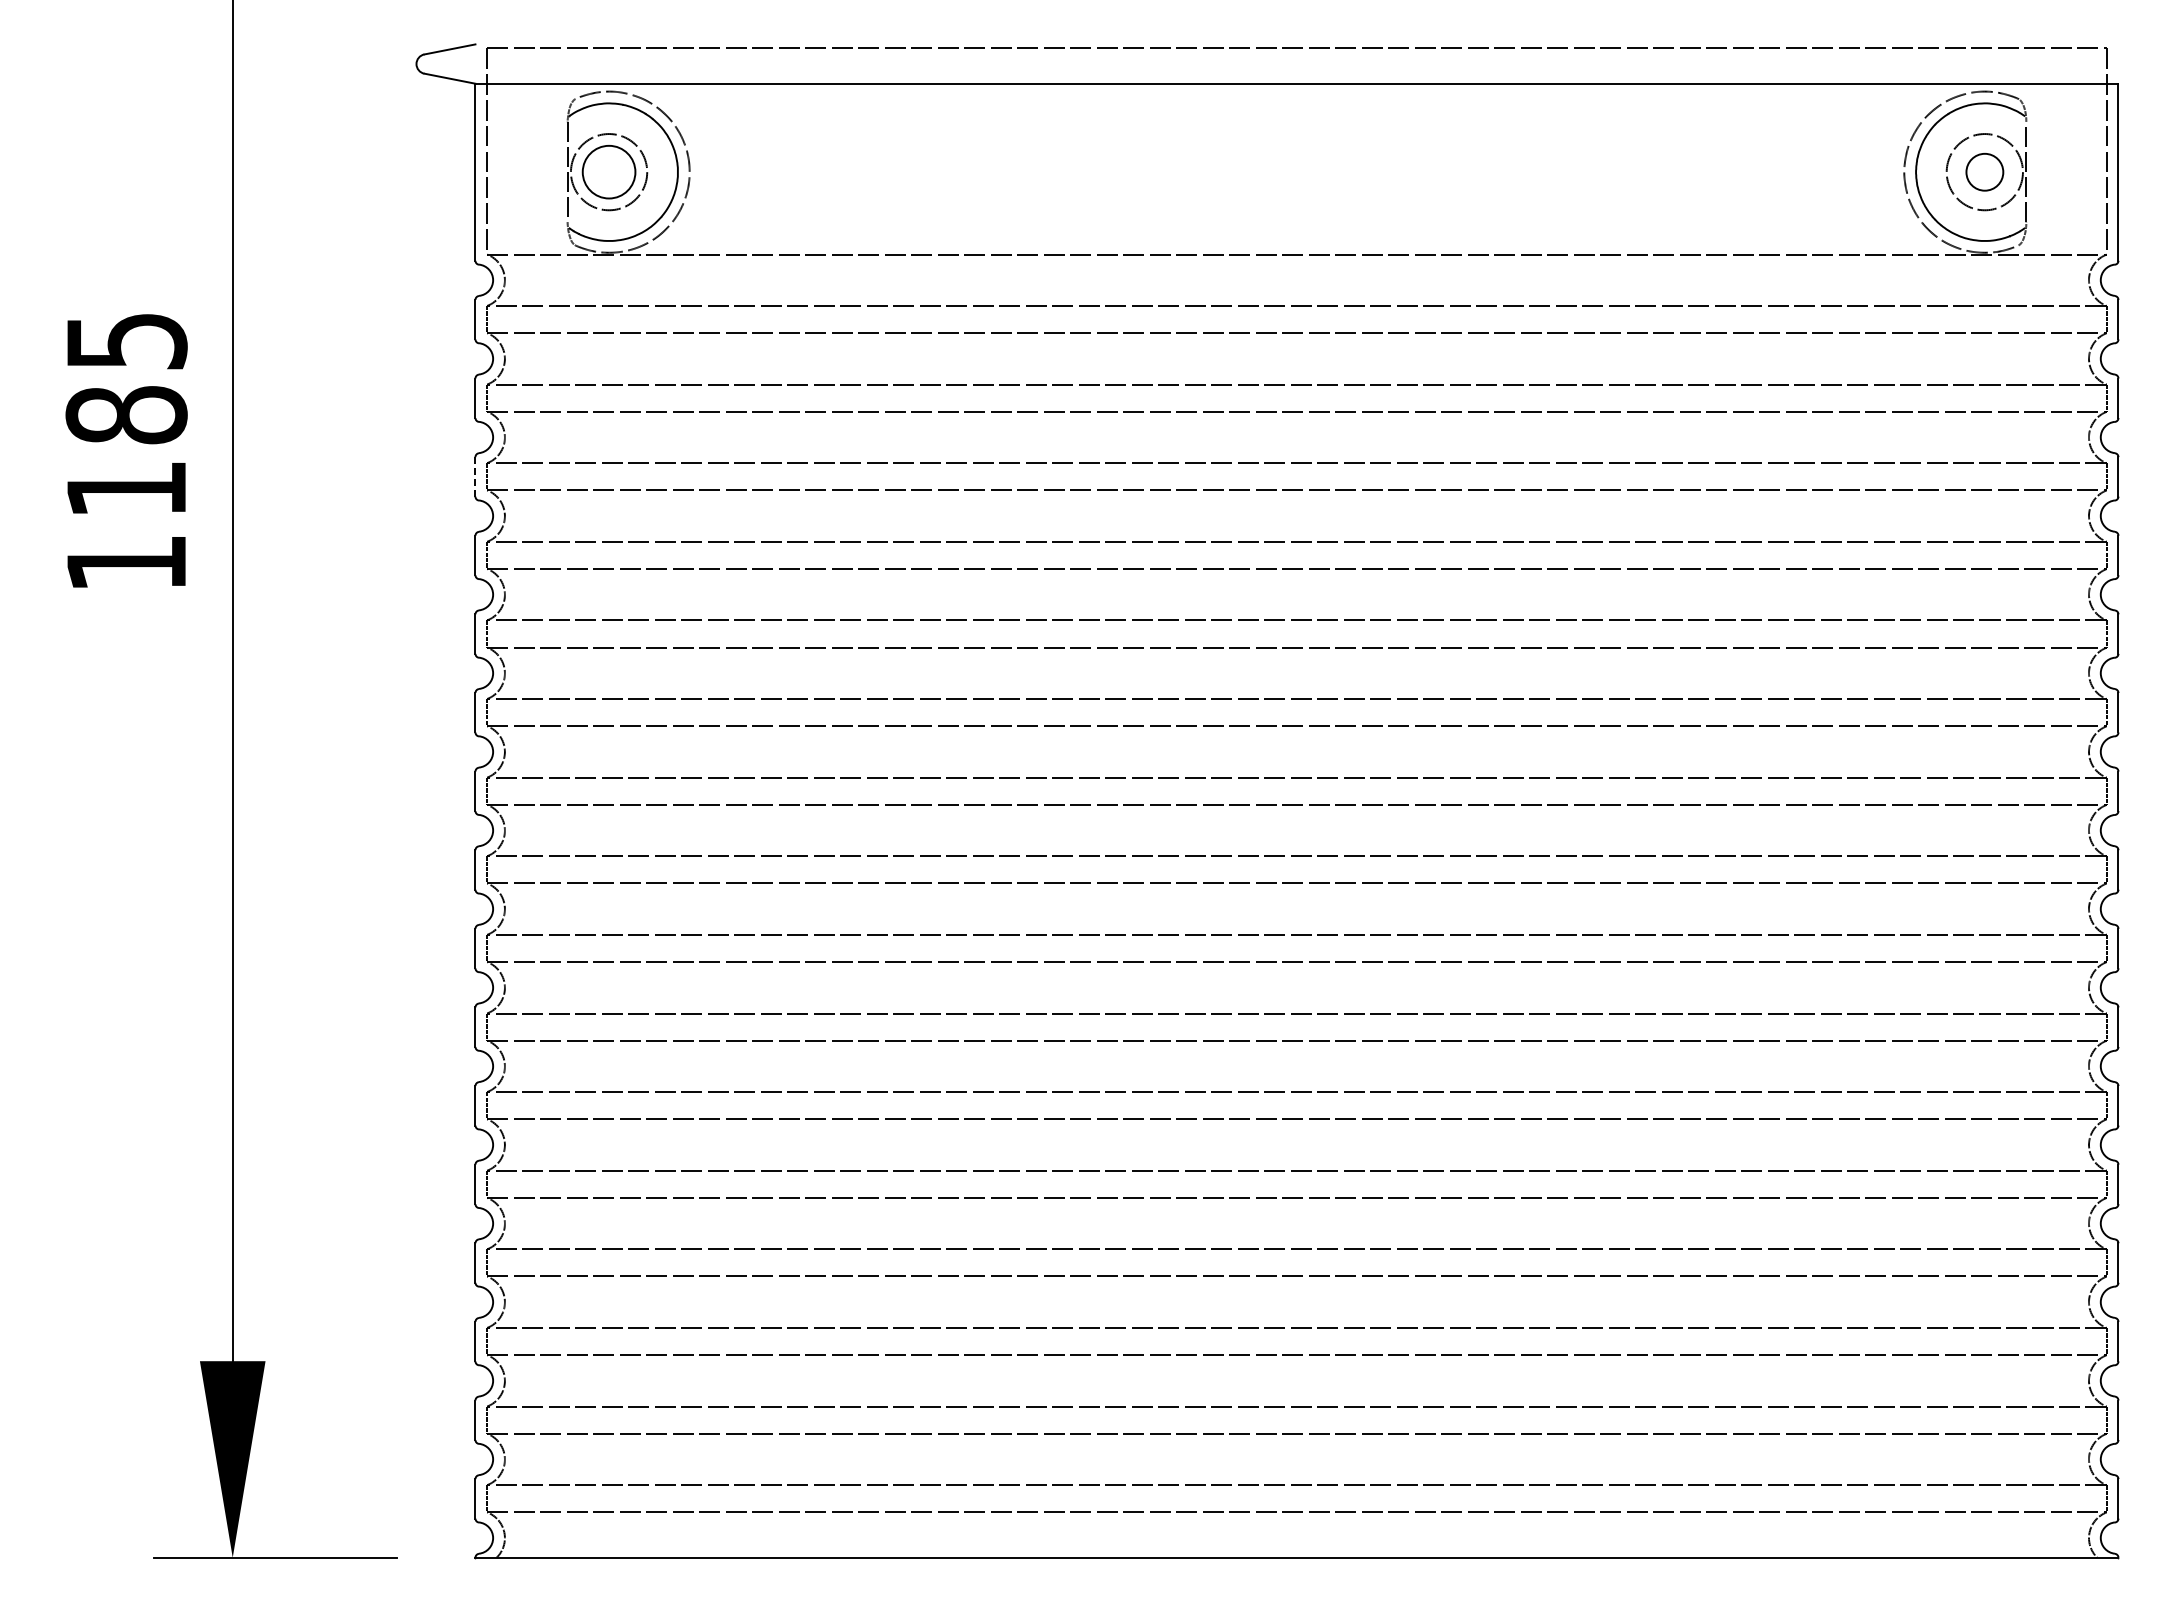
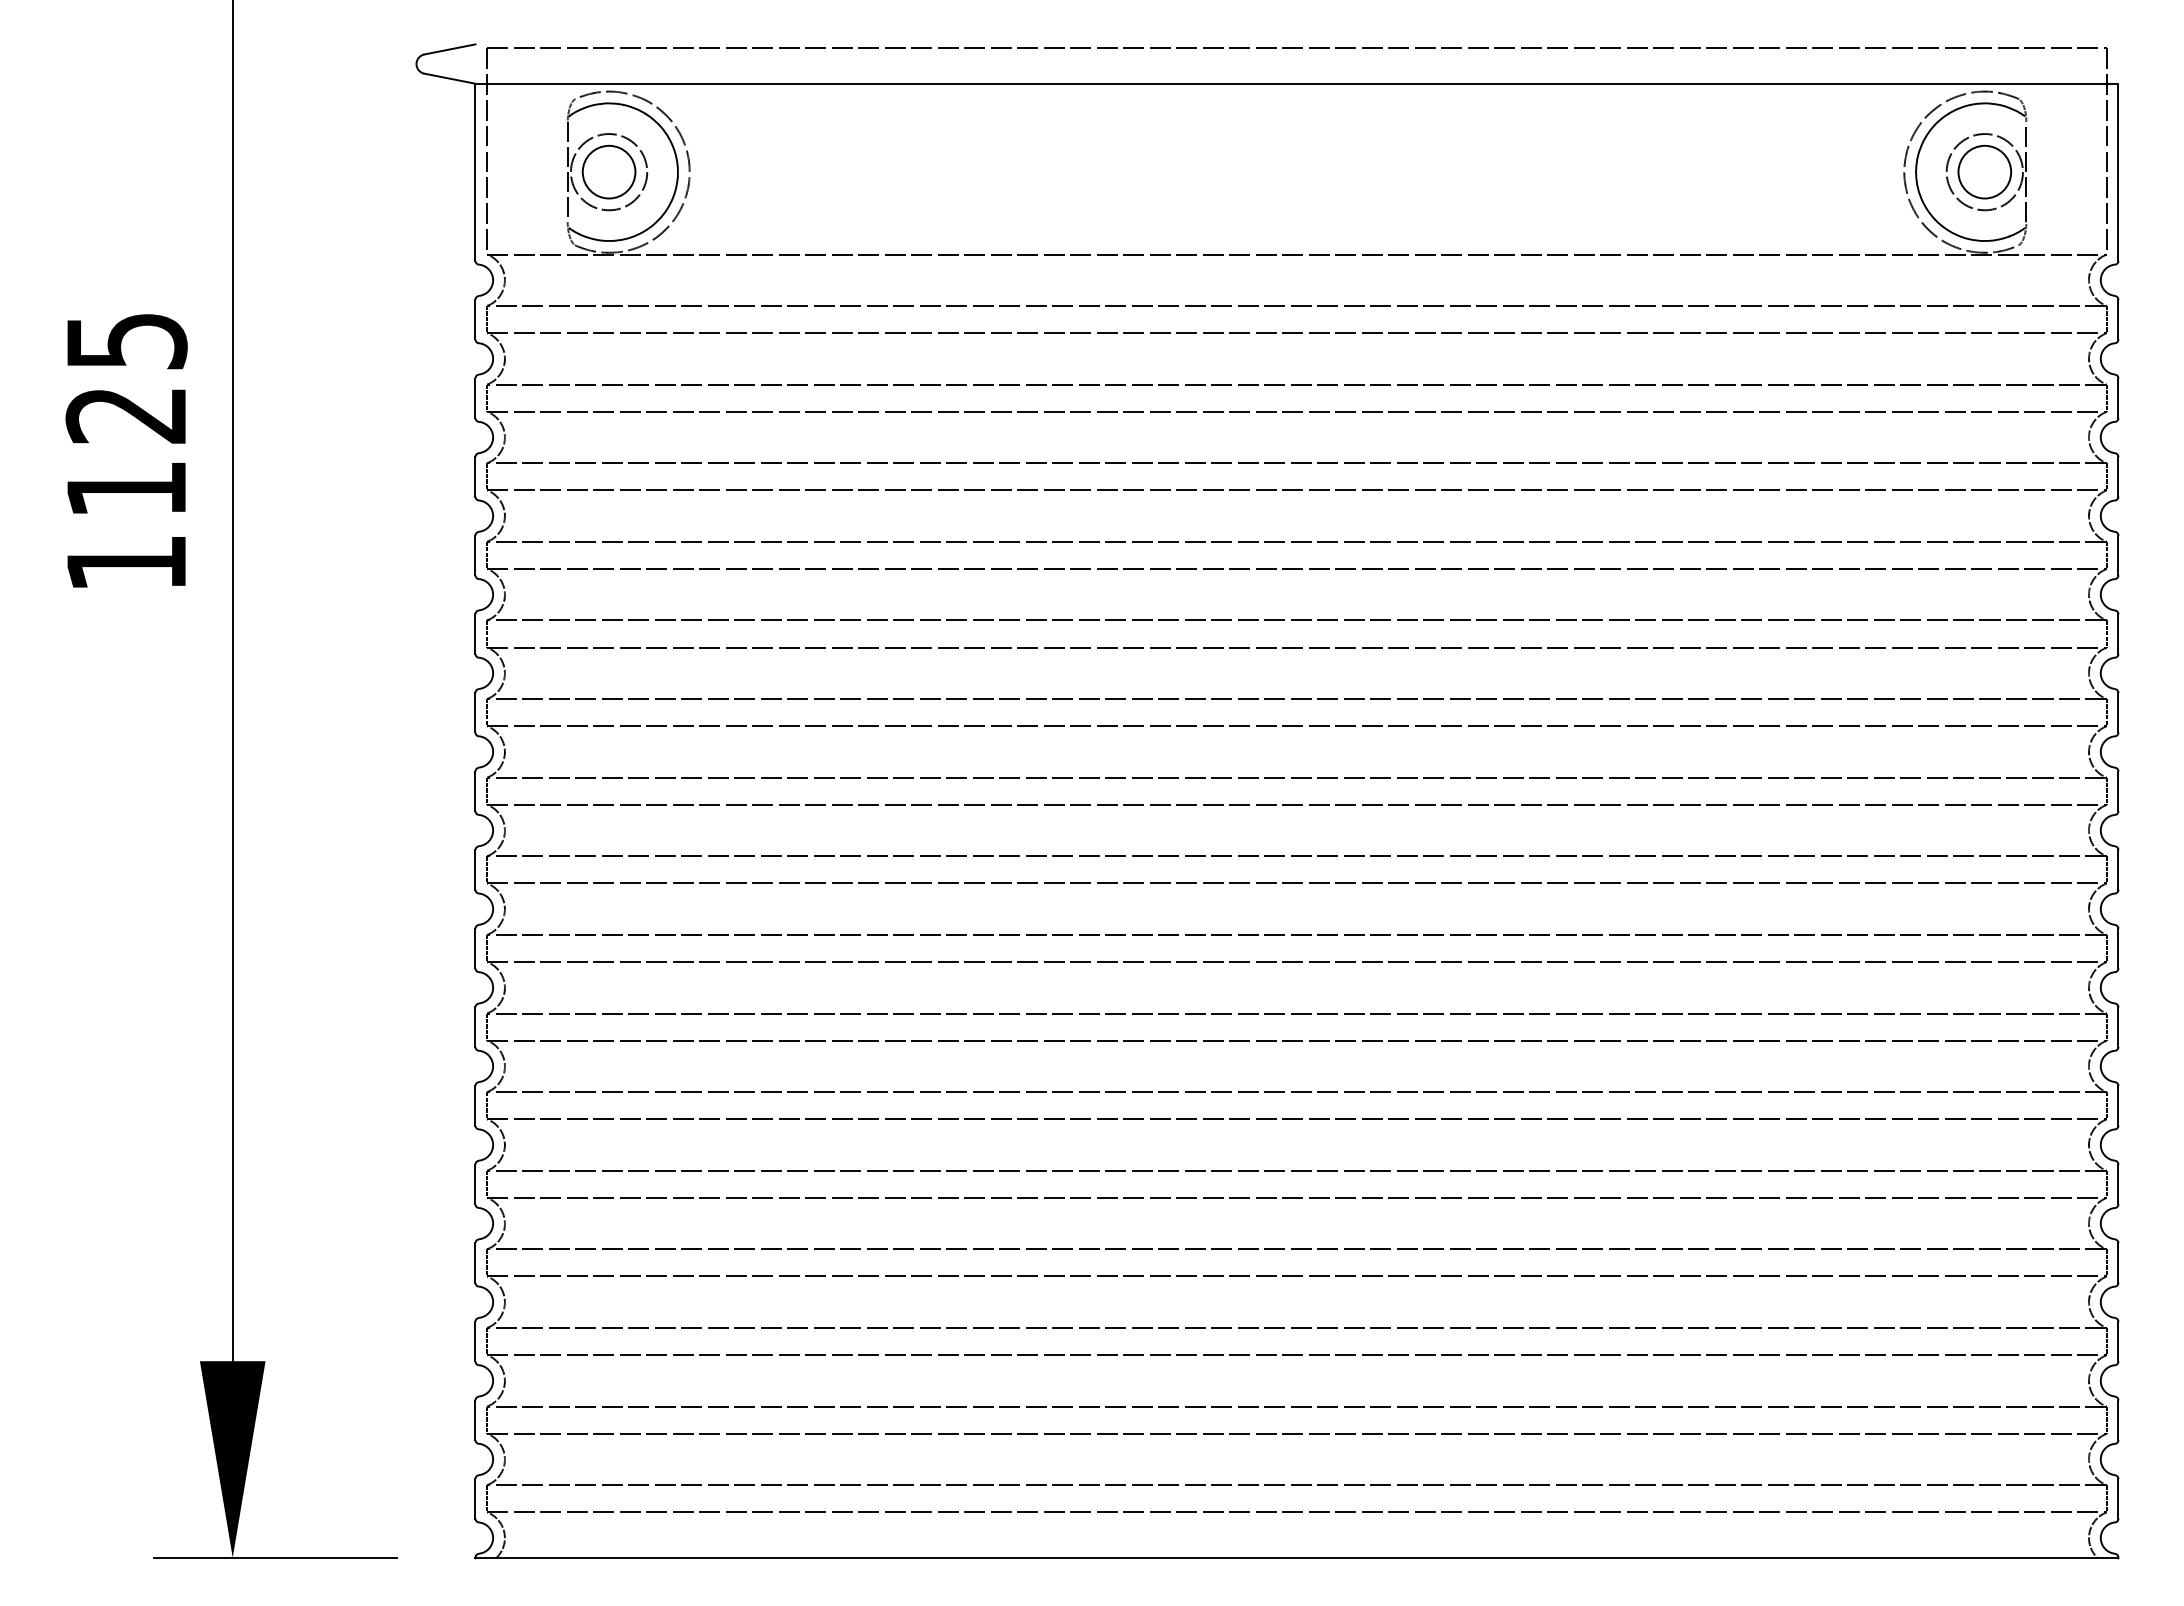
circle size: 40x39 px -> 56x55 px (1984, 172)
text: 1185 -> 1125 (126, 415)
line: dashed -> solid (475, 476)
